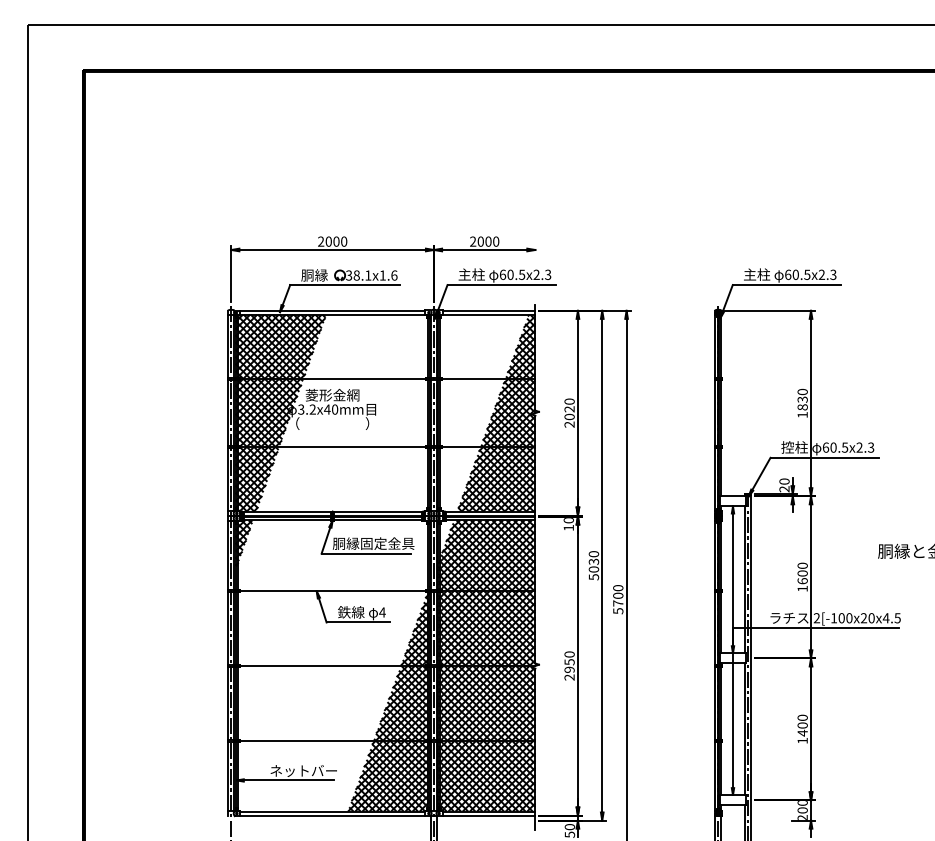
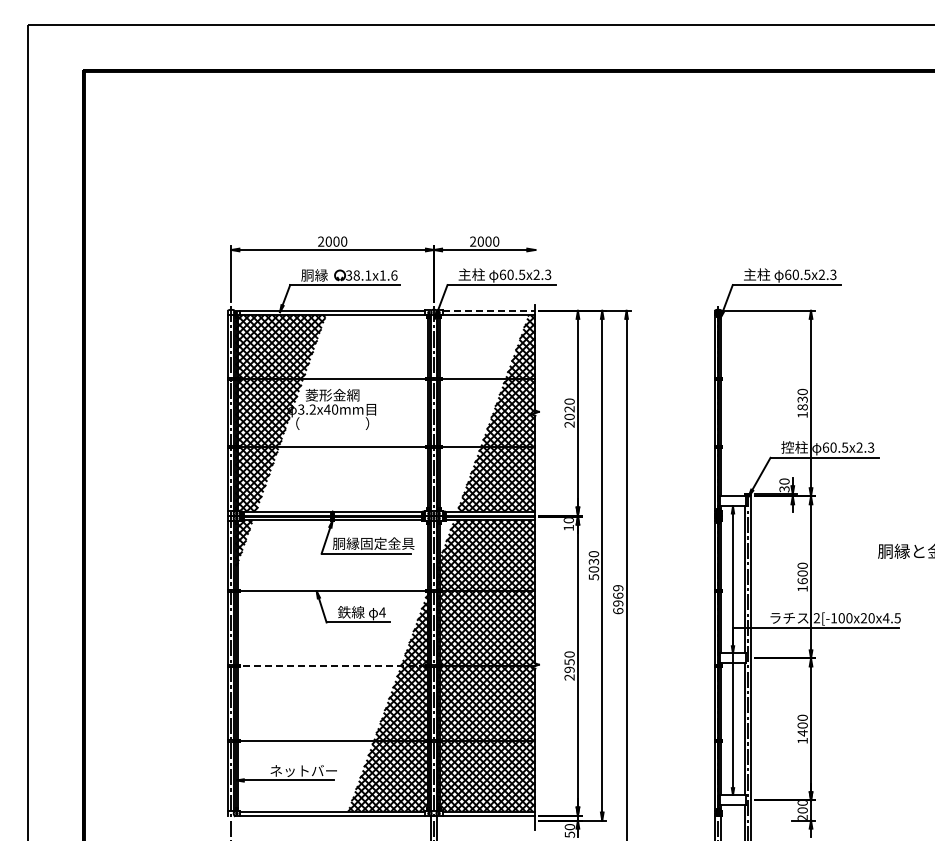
line: solid -> dashed (489, 310)
text: 20 -> 30 (784, 489)
text: 5700 -> 6969 (618, 599)
line: solid -> dashed (332, 666)
